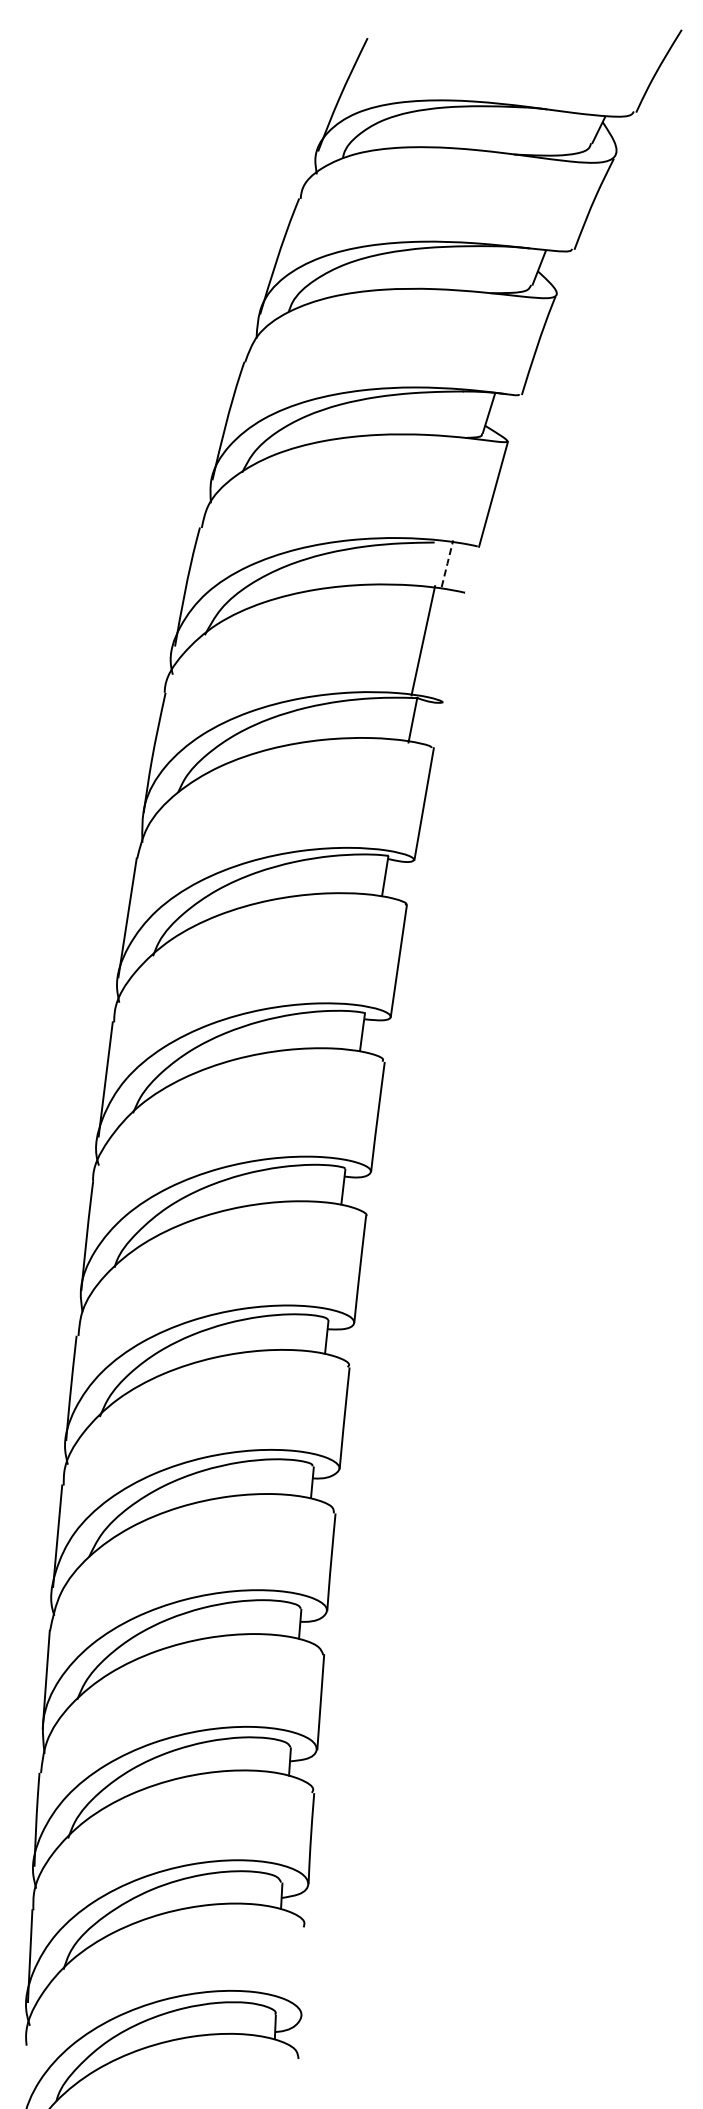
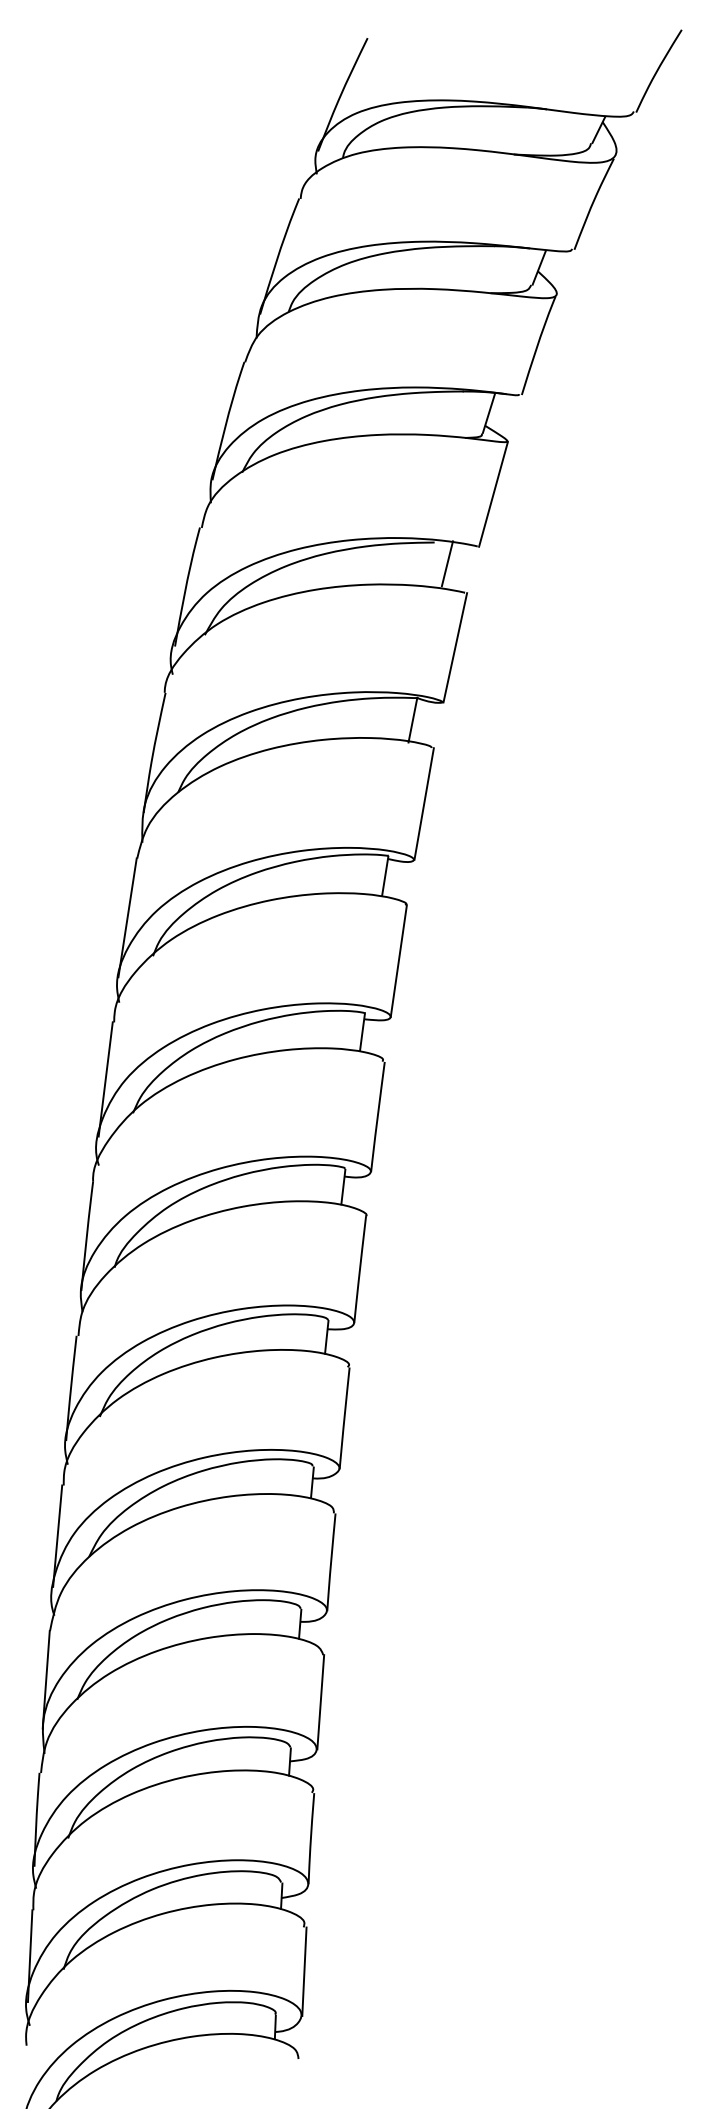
line: dashed -> solid (447, 563)
line position: (423, 640) -> (455, 647) (455, 647)
line: none -> present (304, 1971)
